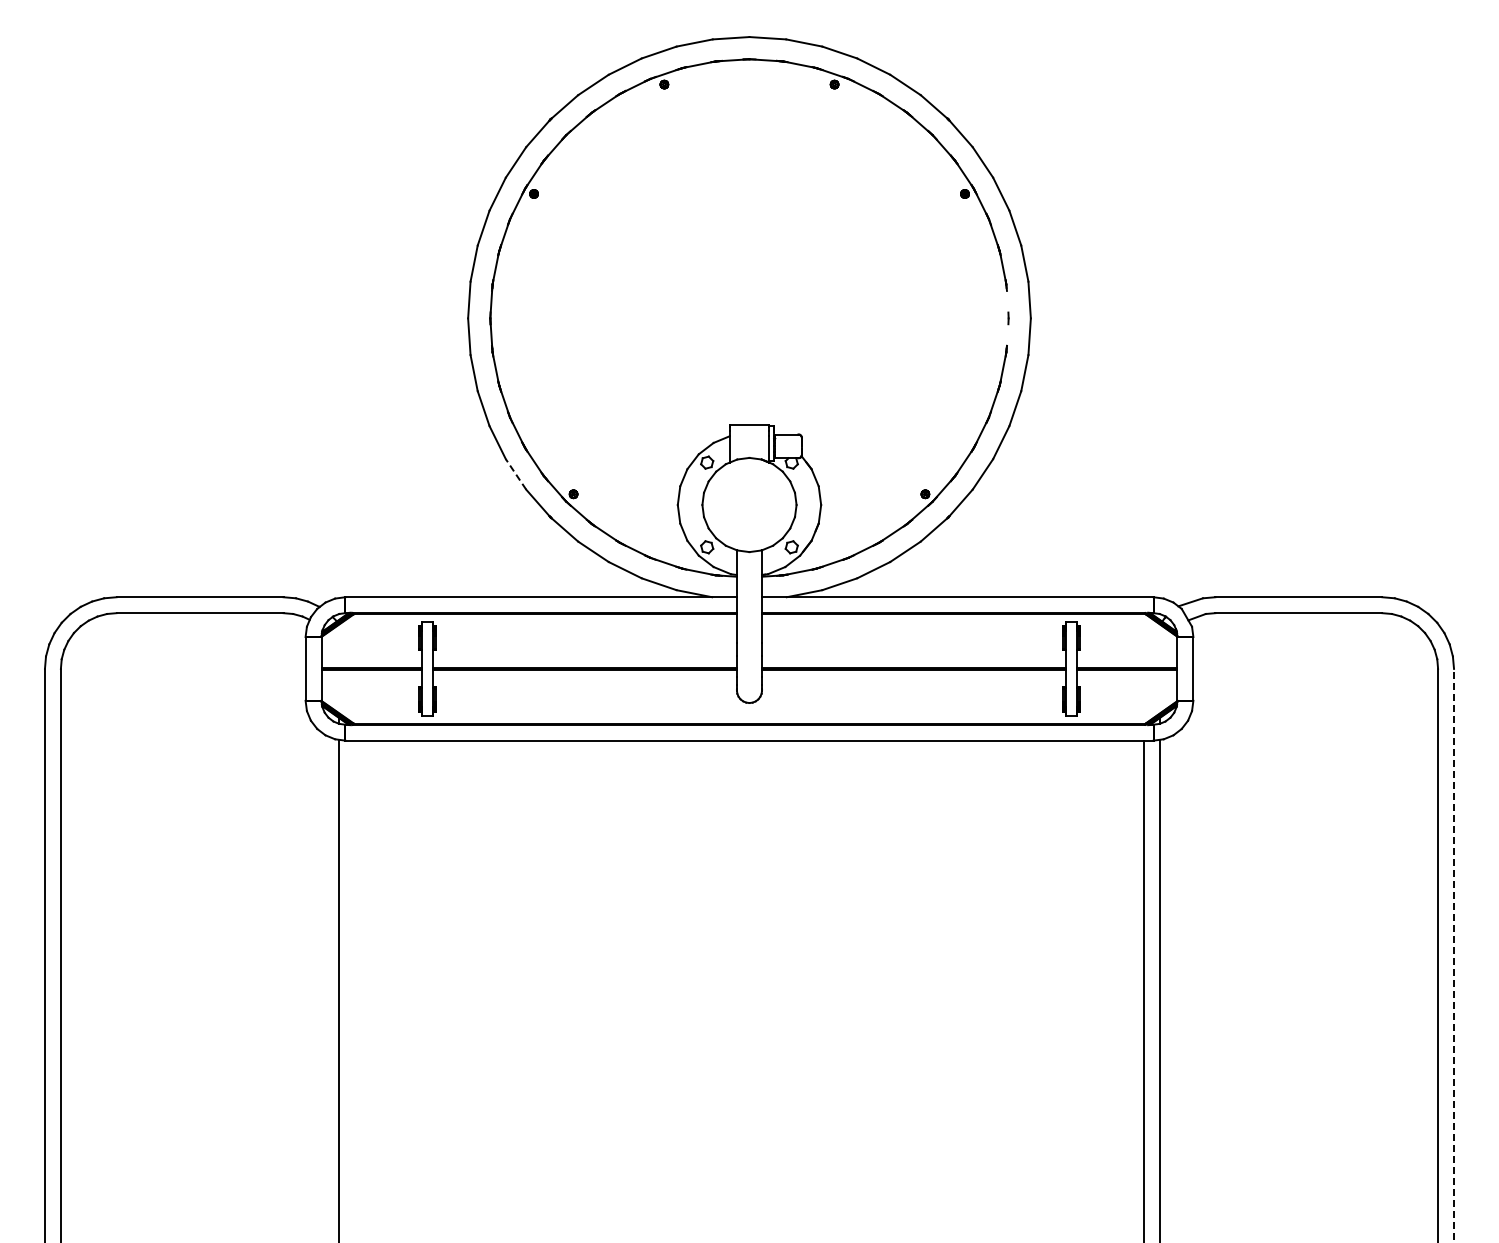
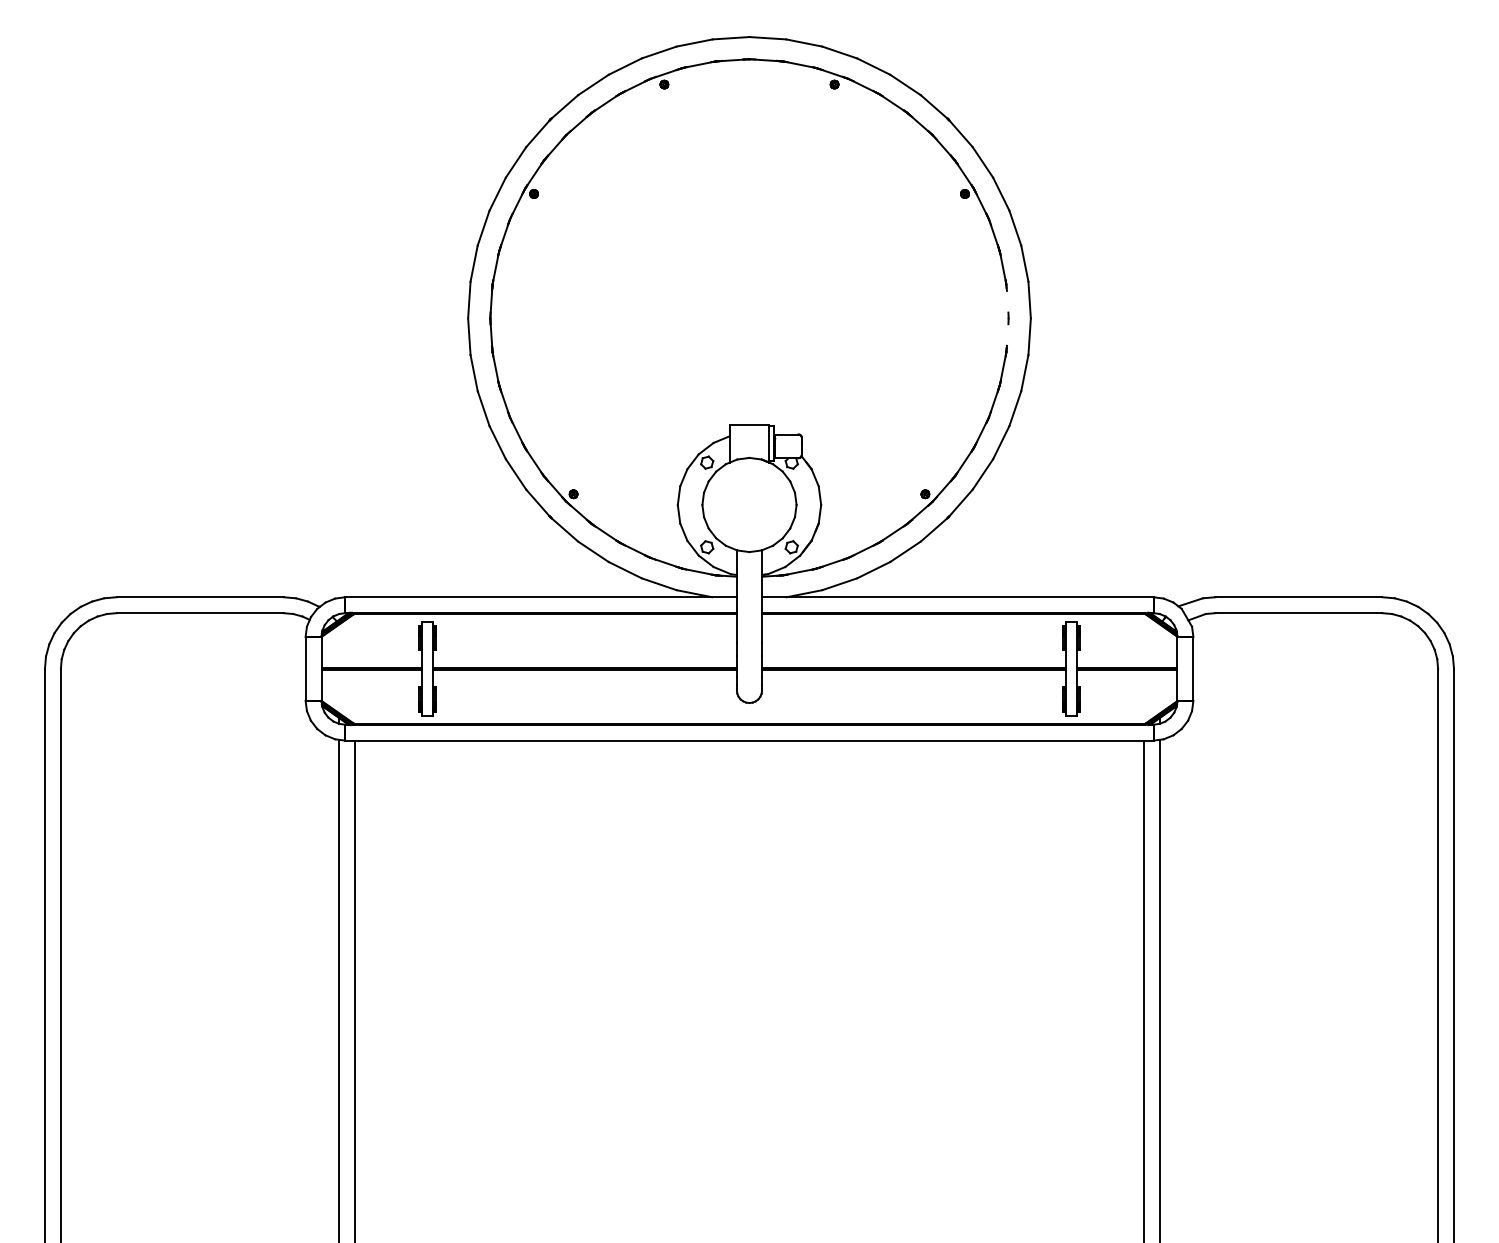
line: dashed -> solid (515, 473)
line: dashed -> solid (1454, 955)
line: none -> present (355, 989)
